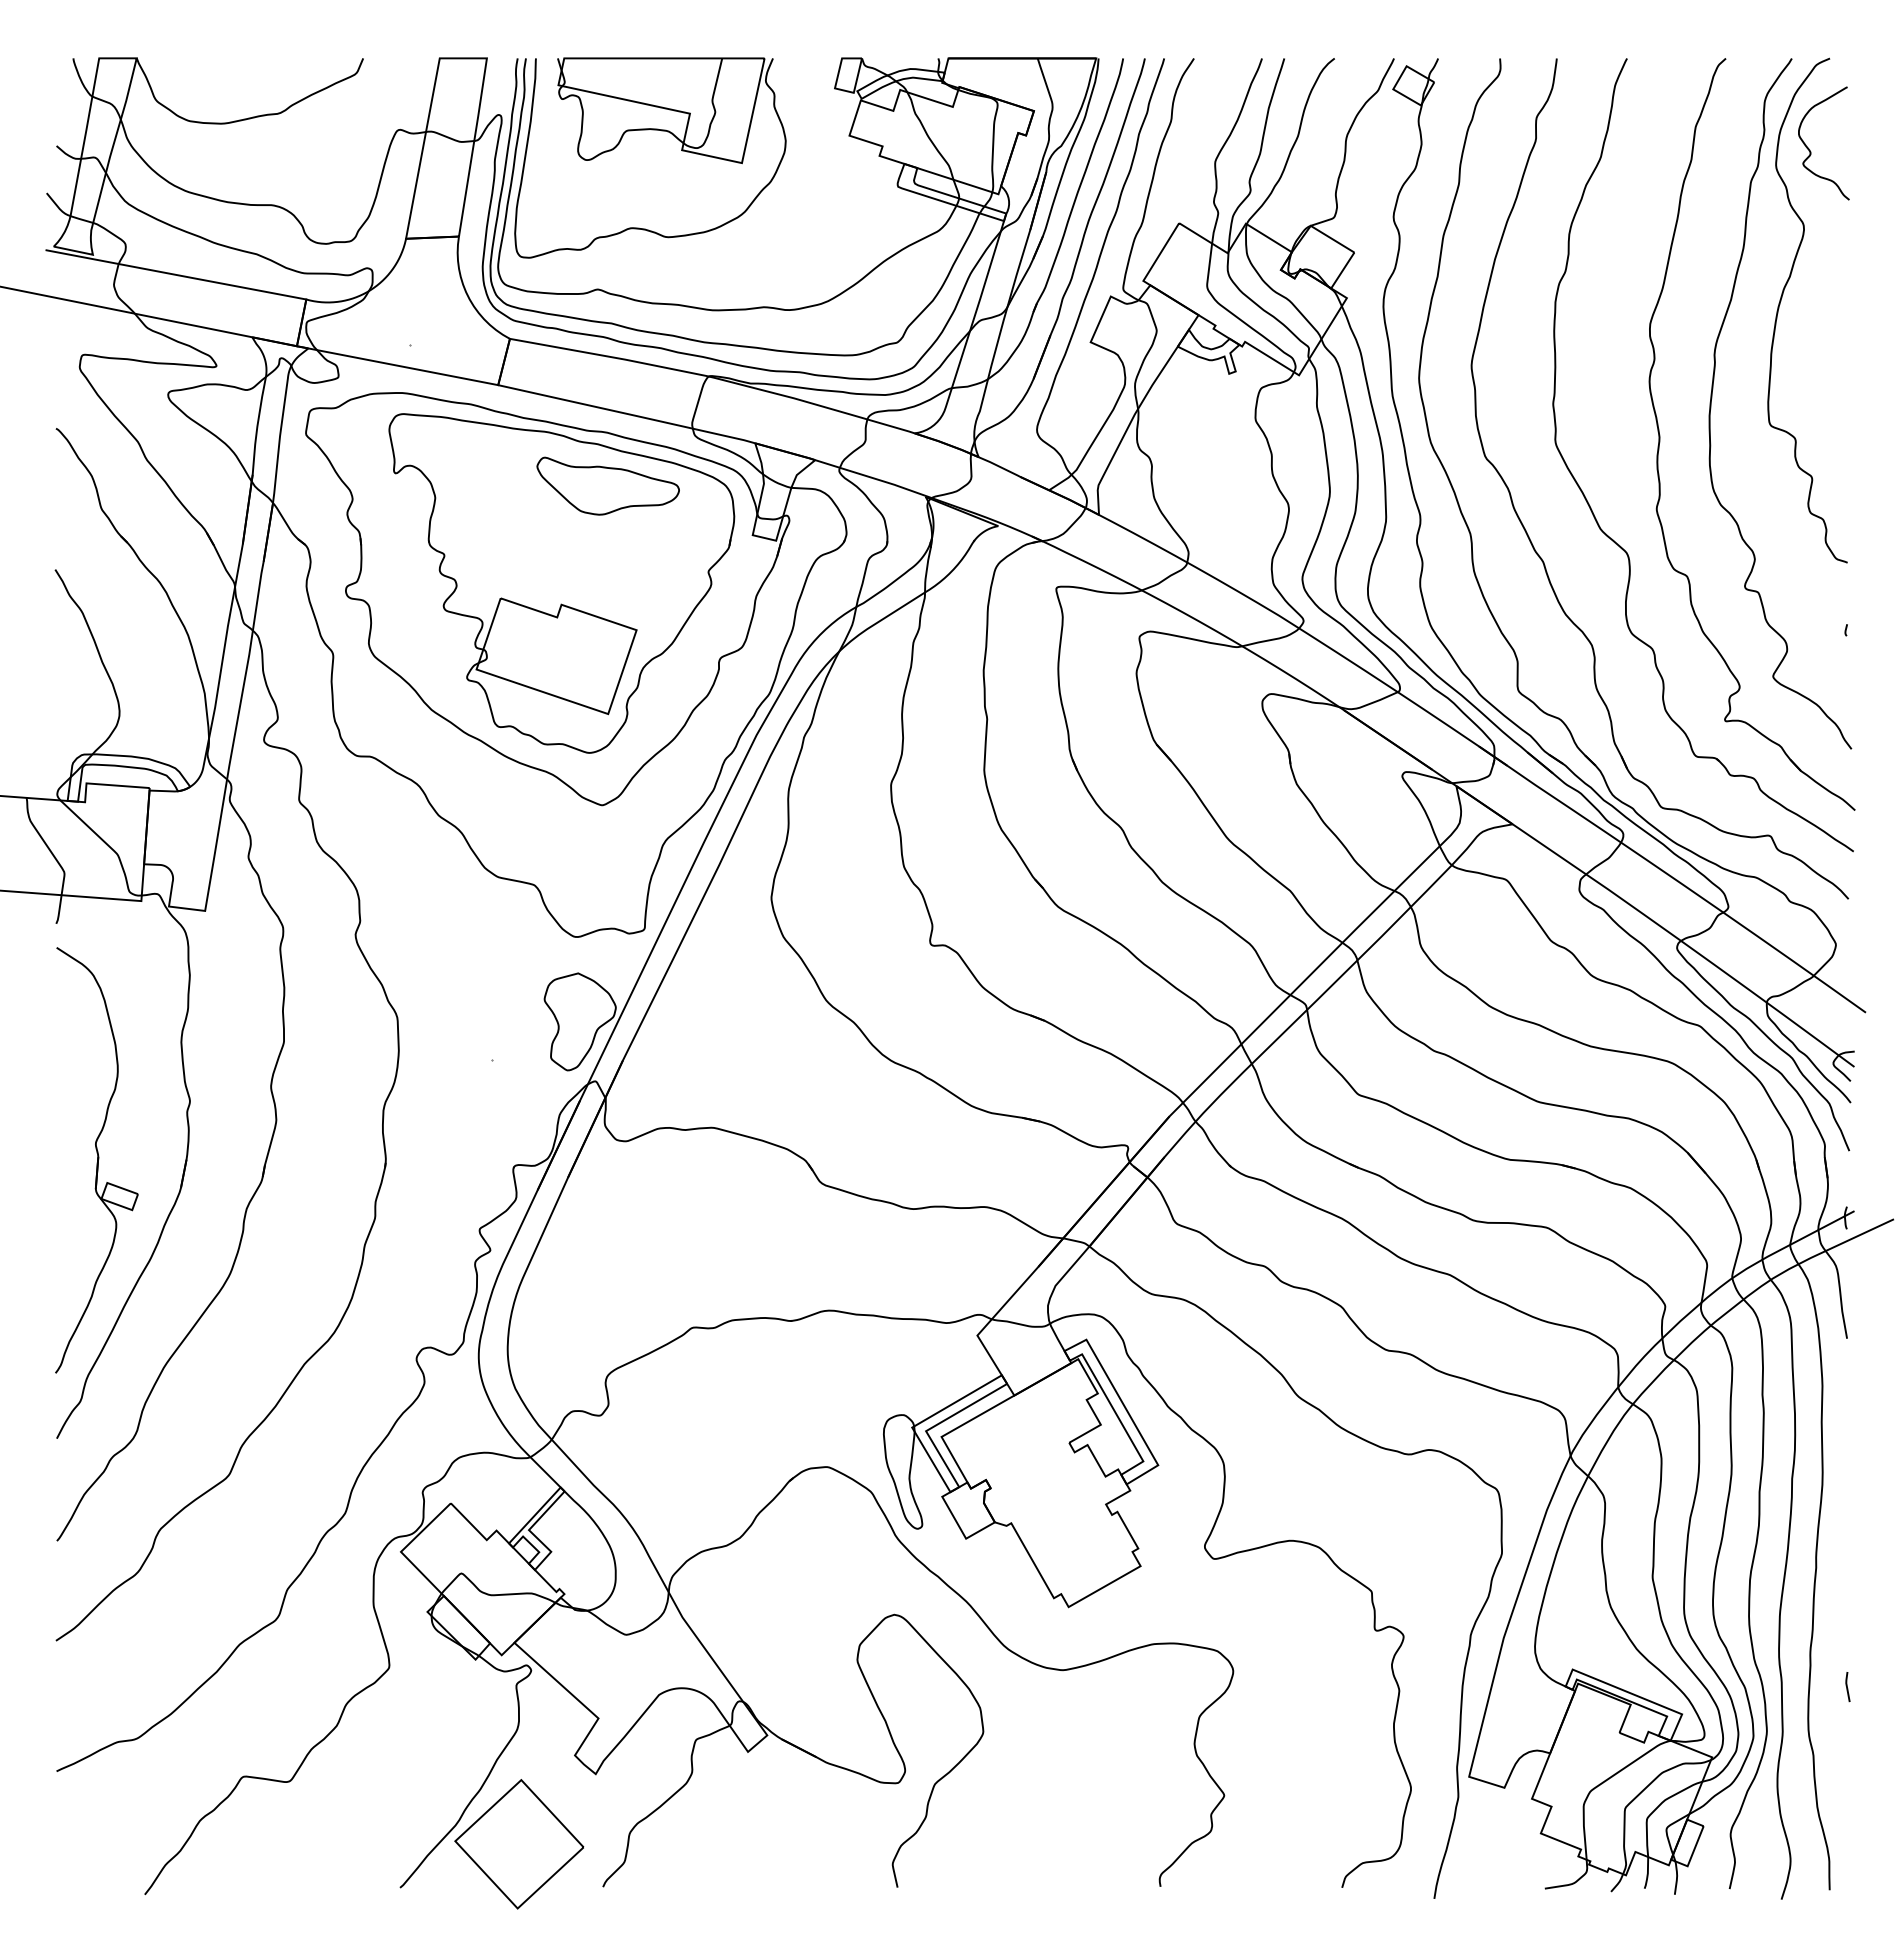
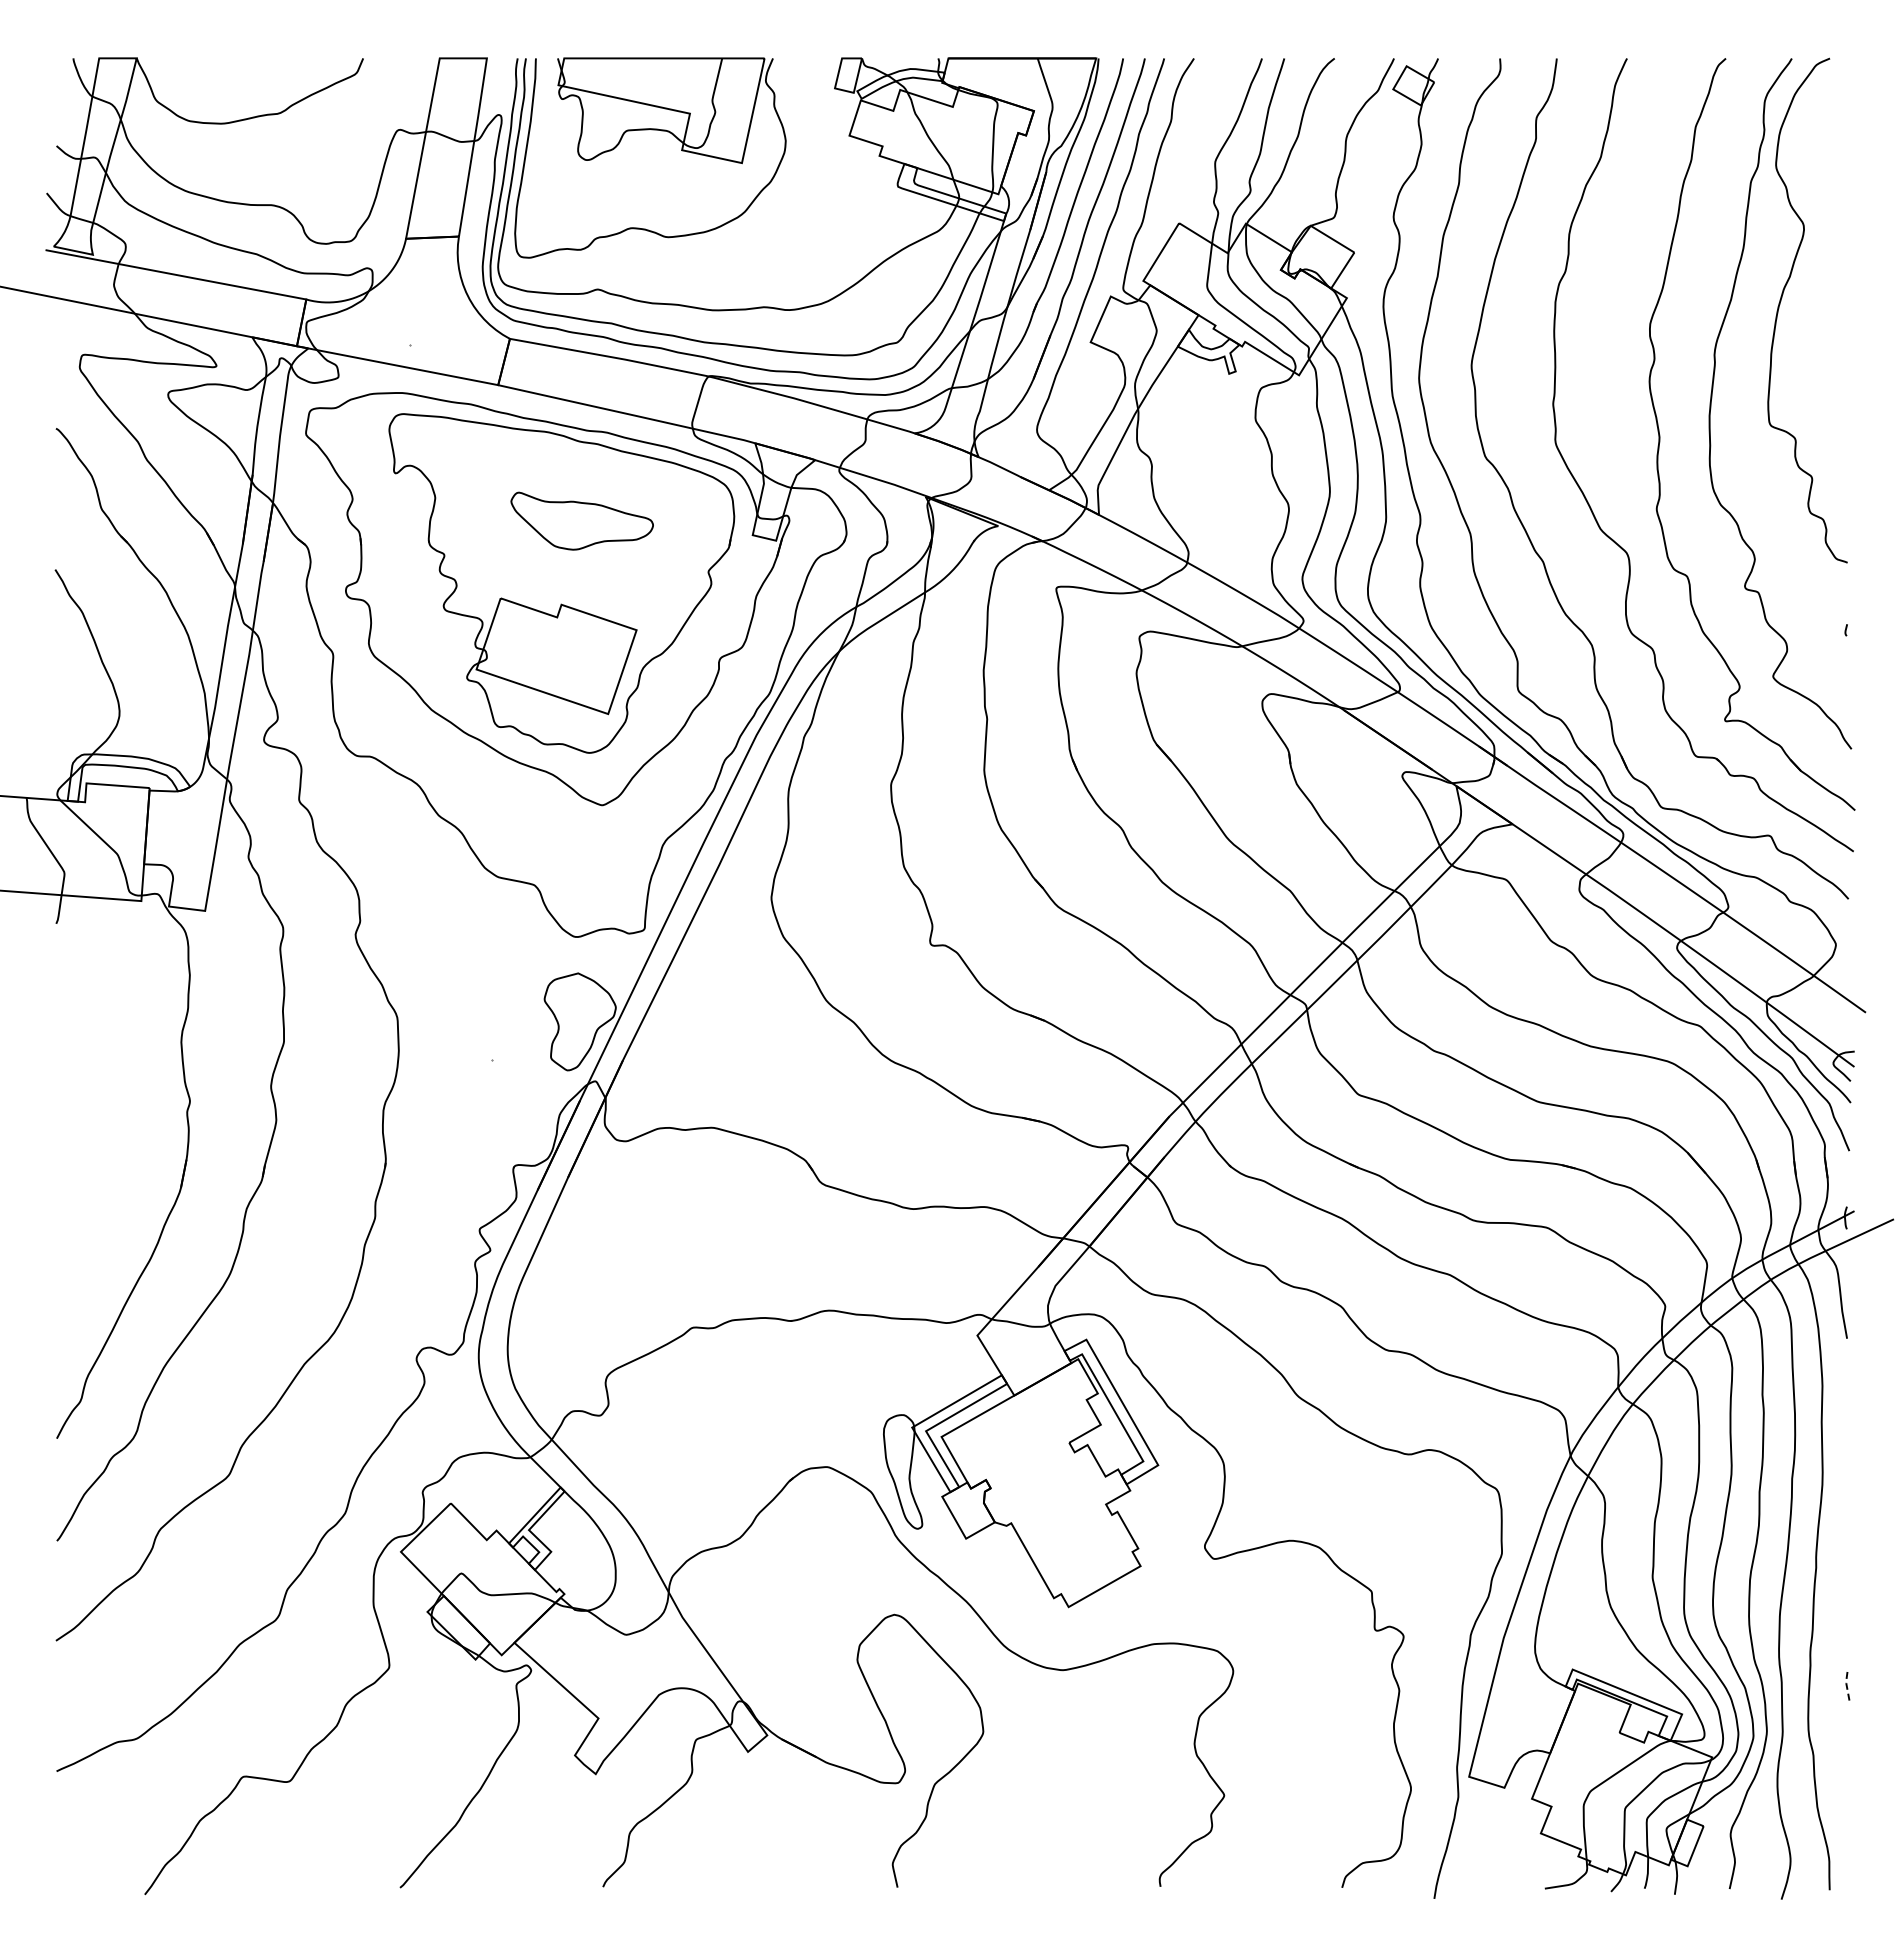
curve: present -> none (1811, 151)
part position: (607, 485) -> (581, 520) (581, 520)
part: present -> none (96, 1160)
line: solid -> dashed (1846, 1686)
part: present -> none (519, 1844)
